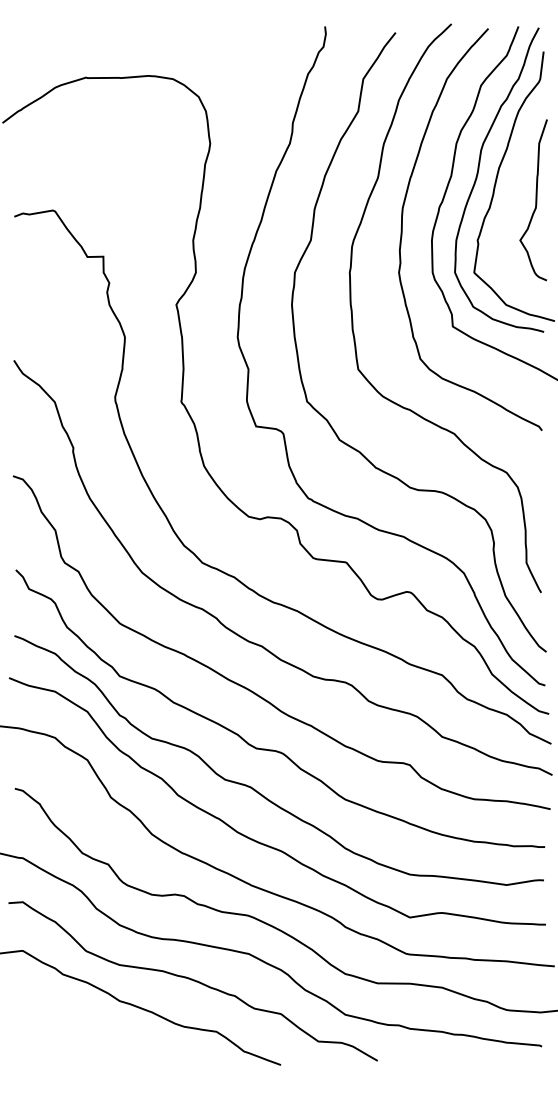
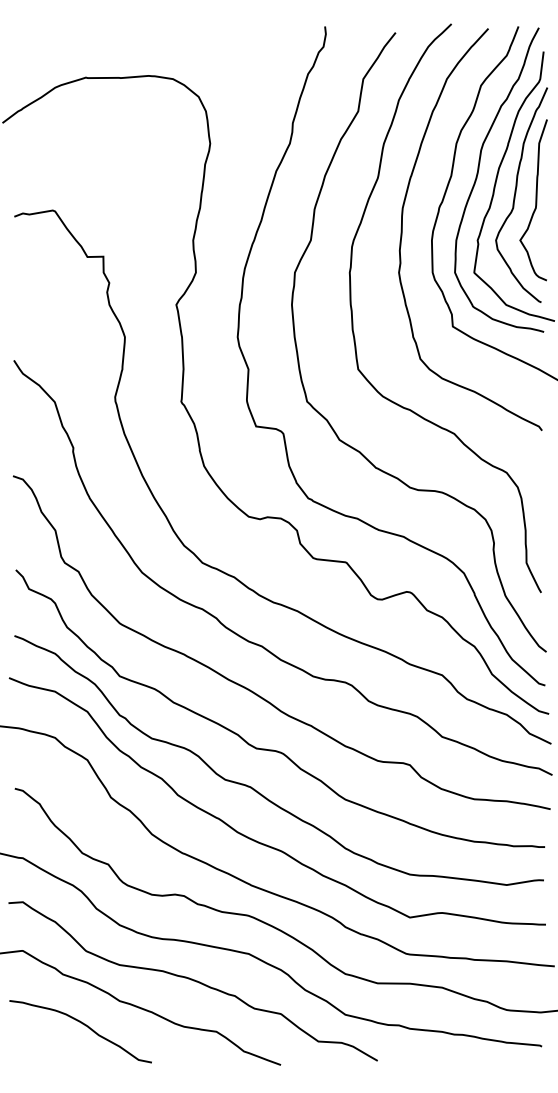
curve: none -> present (516, 193)
curve: none -> present (85, 1026)
